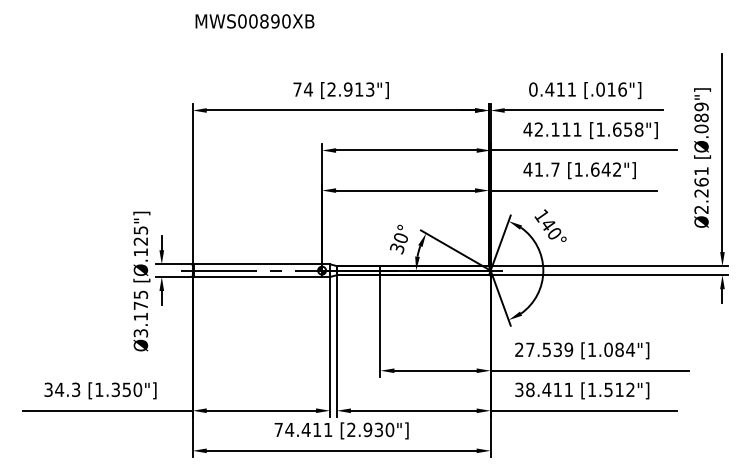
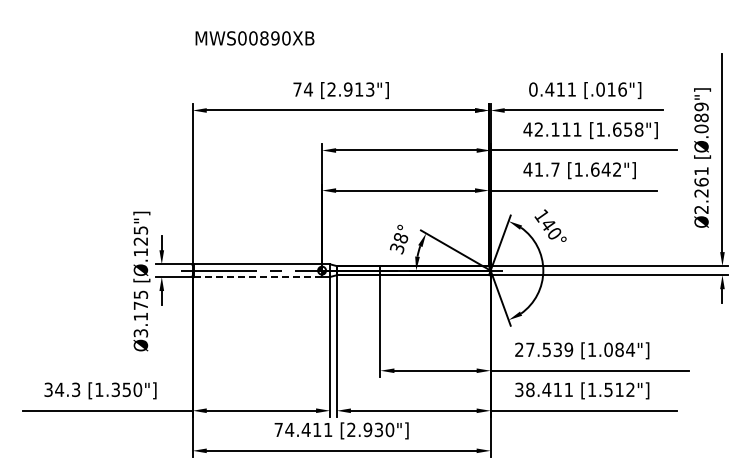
text position: (254, 21) -> (254, 38) (254, 38)
text: 30° -> 38° (400, 238)
line: solid -> dashed (258, 277)
